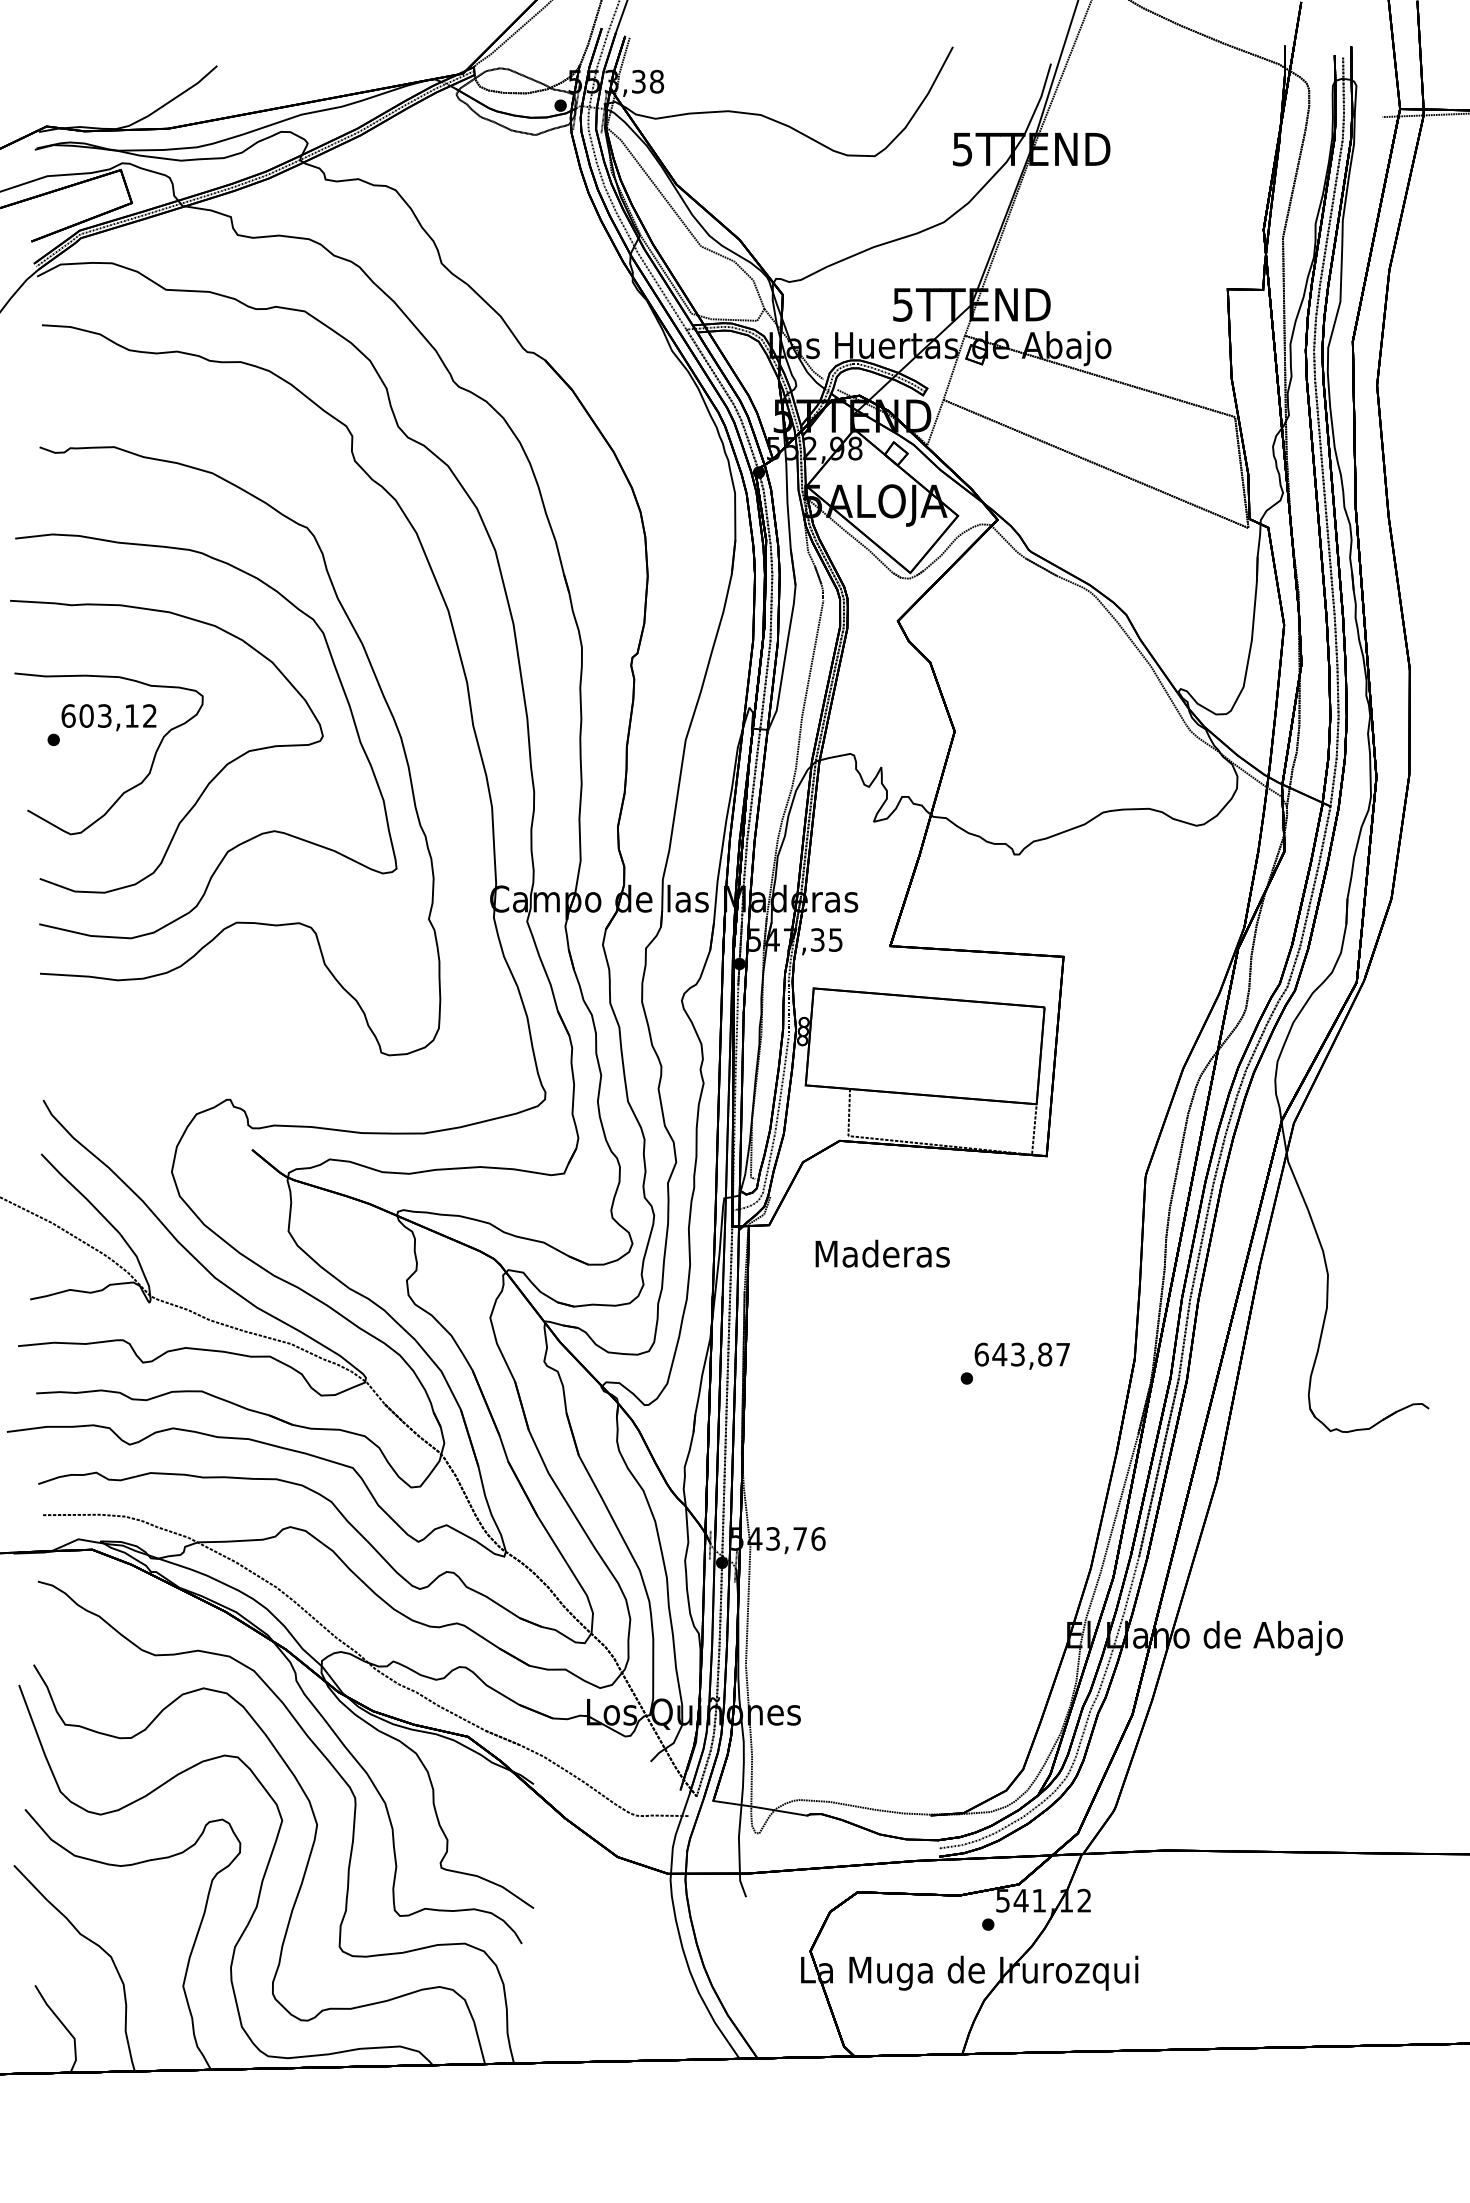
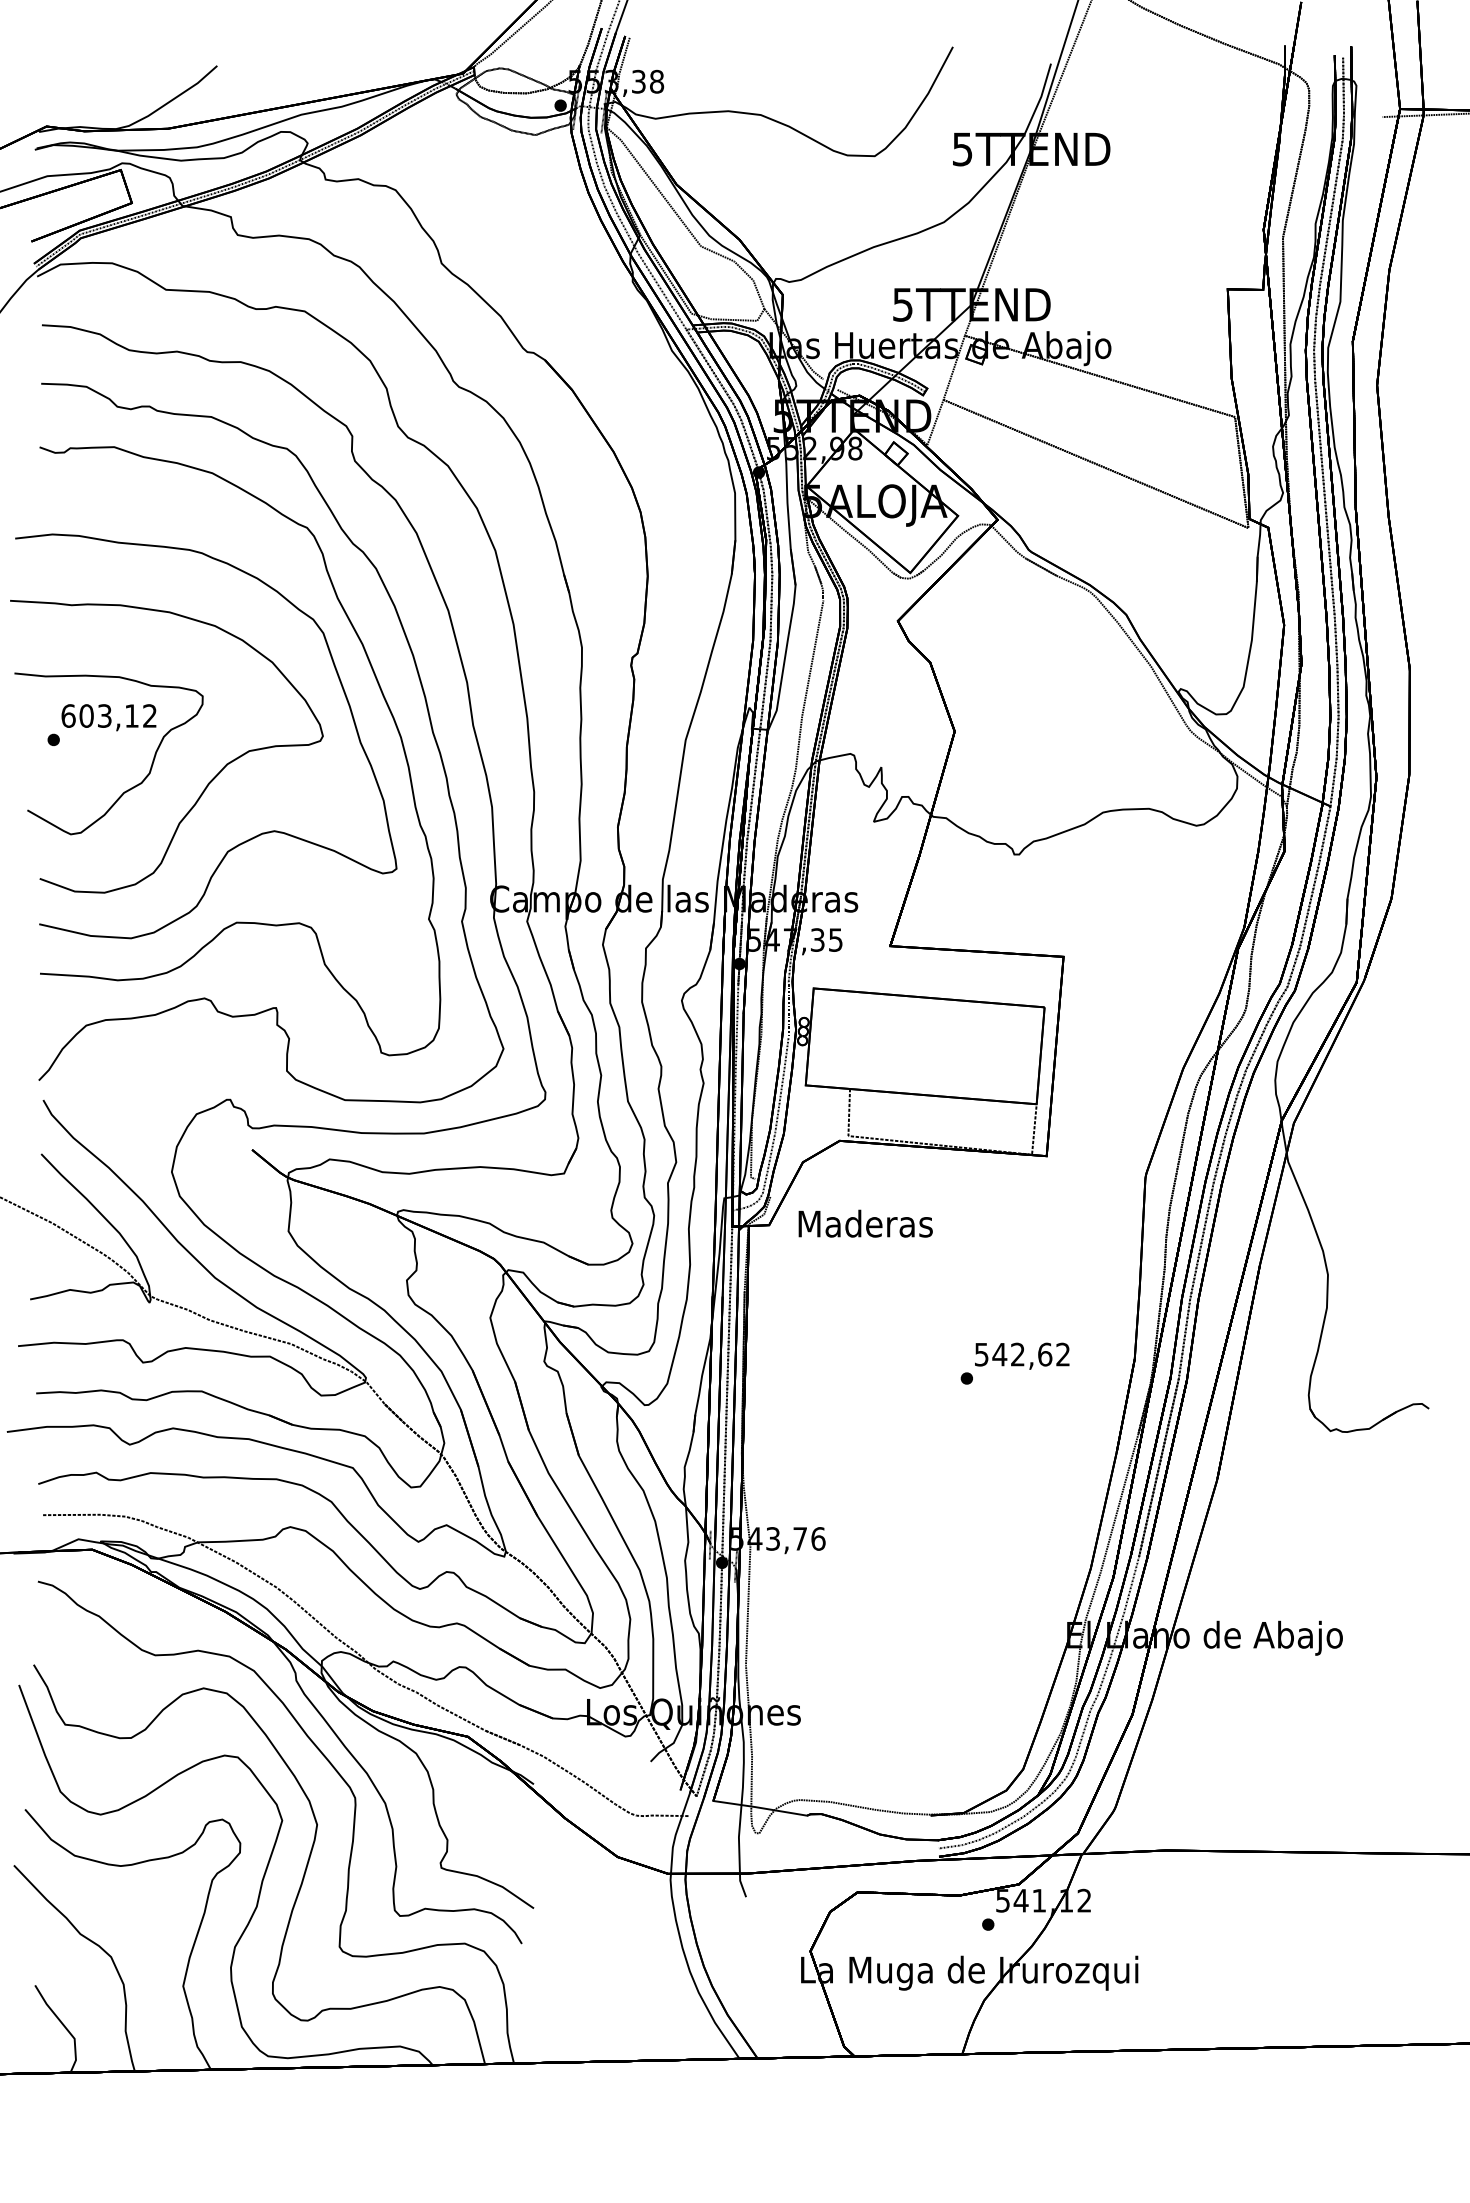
curve: none -> present (425, 704)
text position: (882, 1253) -> (865, 1223) (865, 1223)
text: 643,87 -> 542,62 (1021, 1354)
